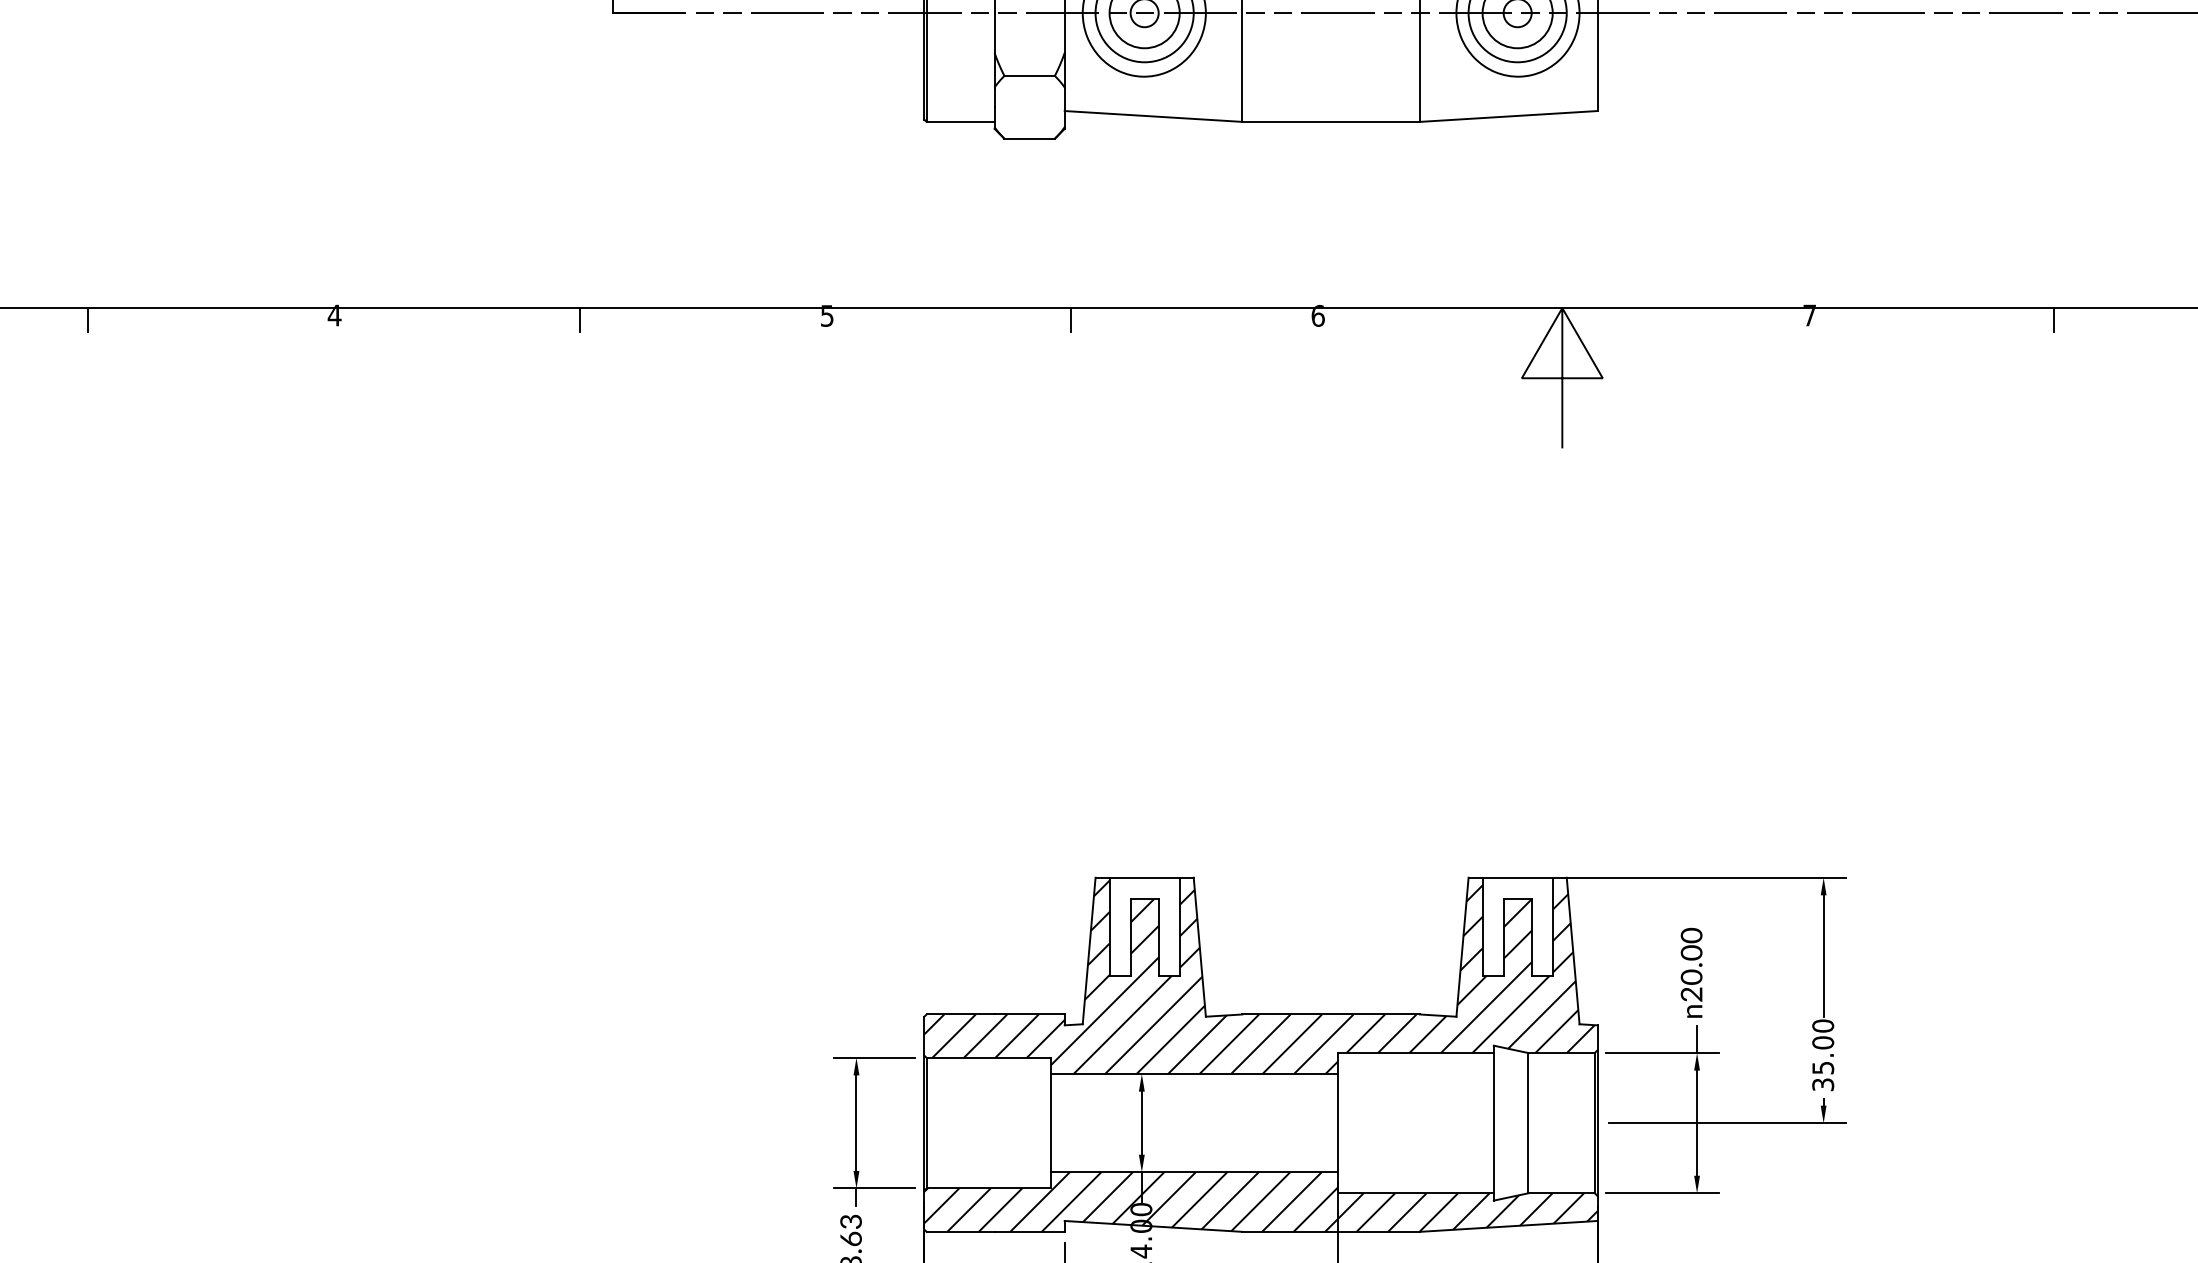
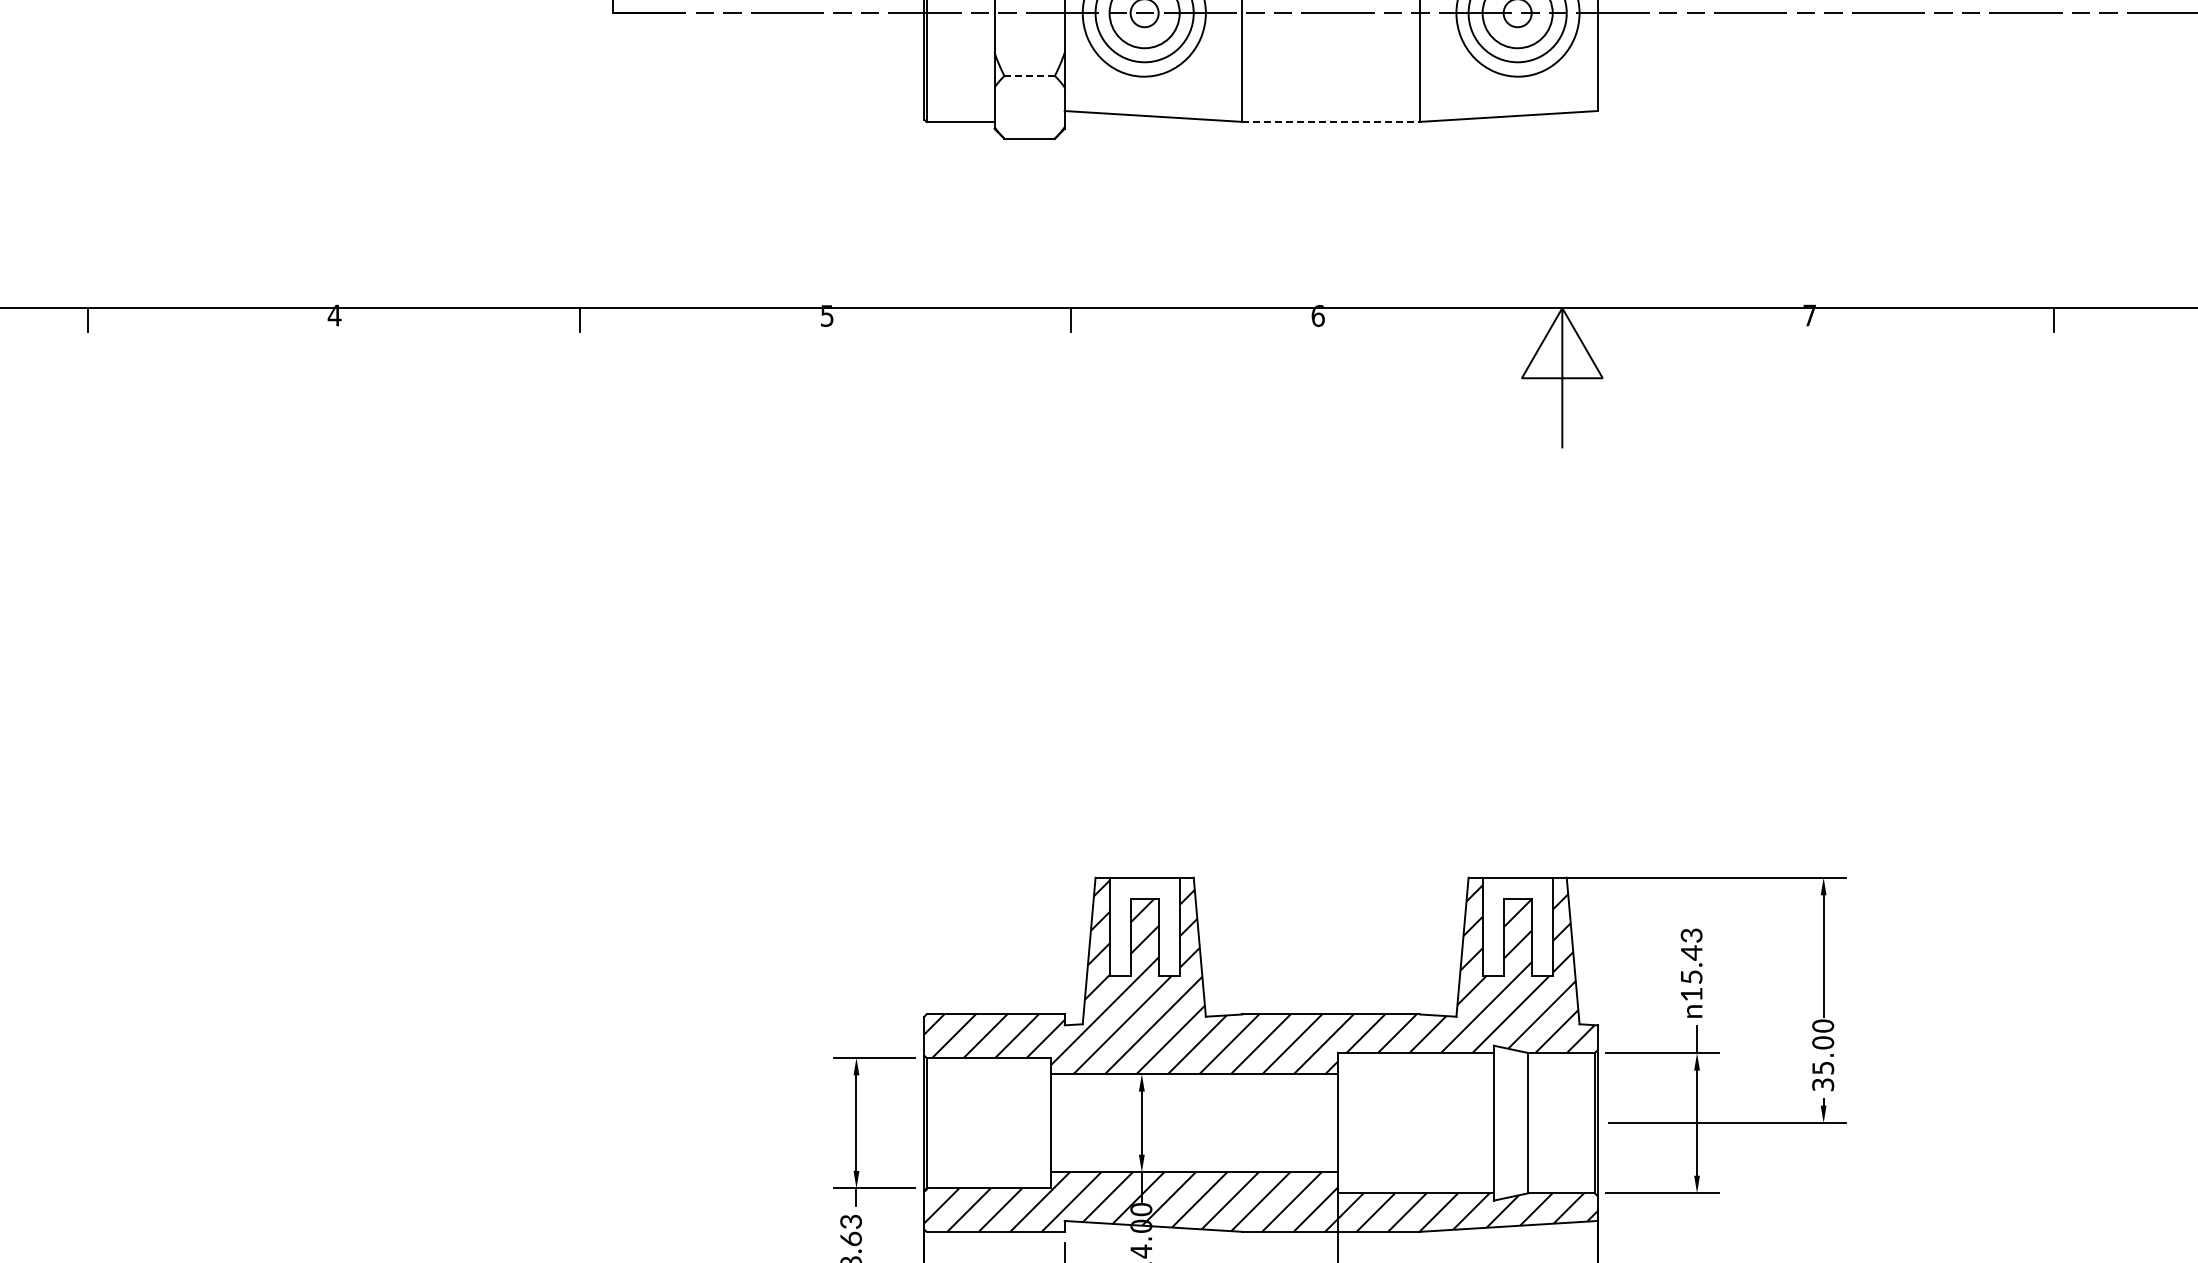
line: solid -> dashed (1029, 75)
line: solid -> dashed (1331, 121)
text: 20.00 -> 15.43 (1691, 964)
